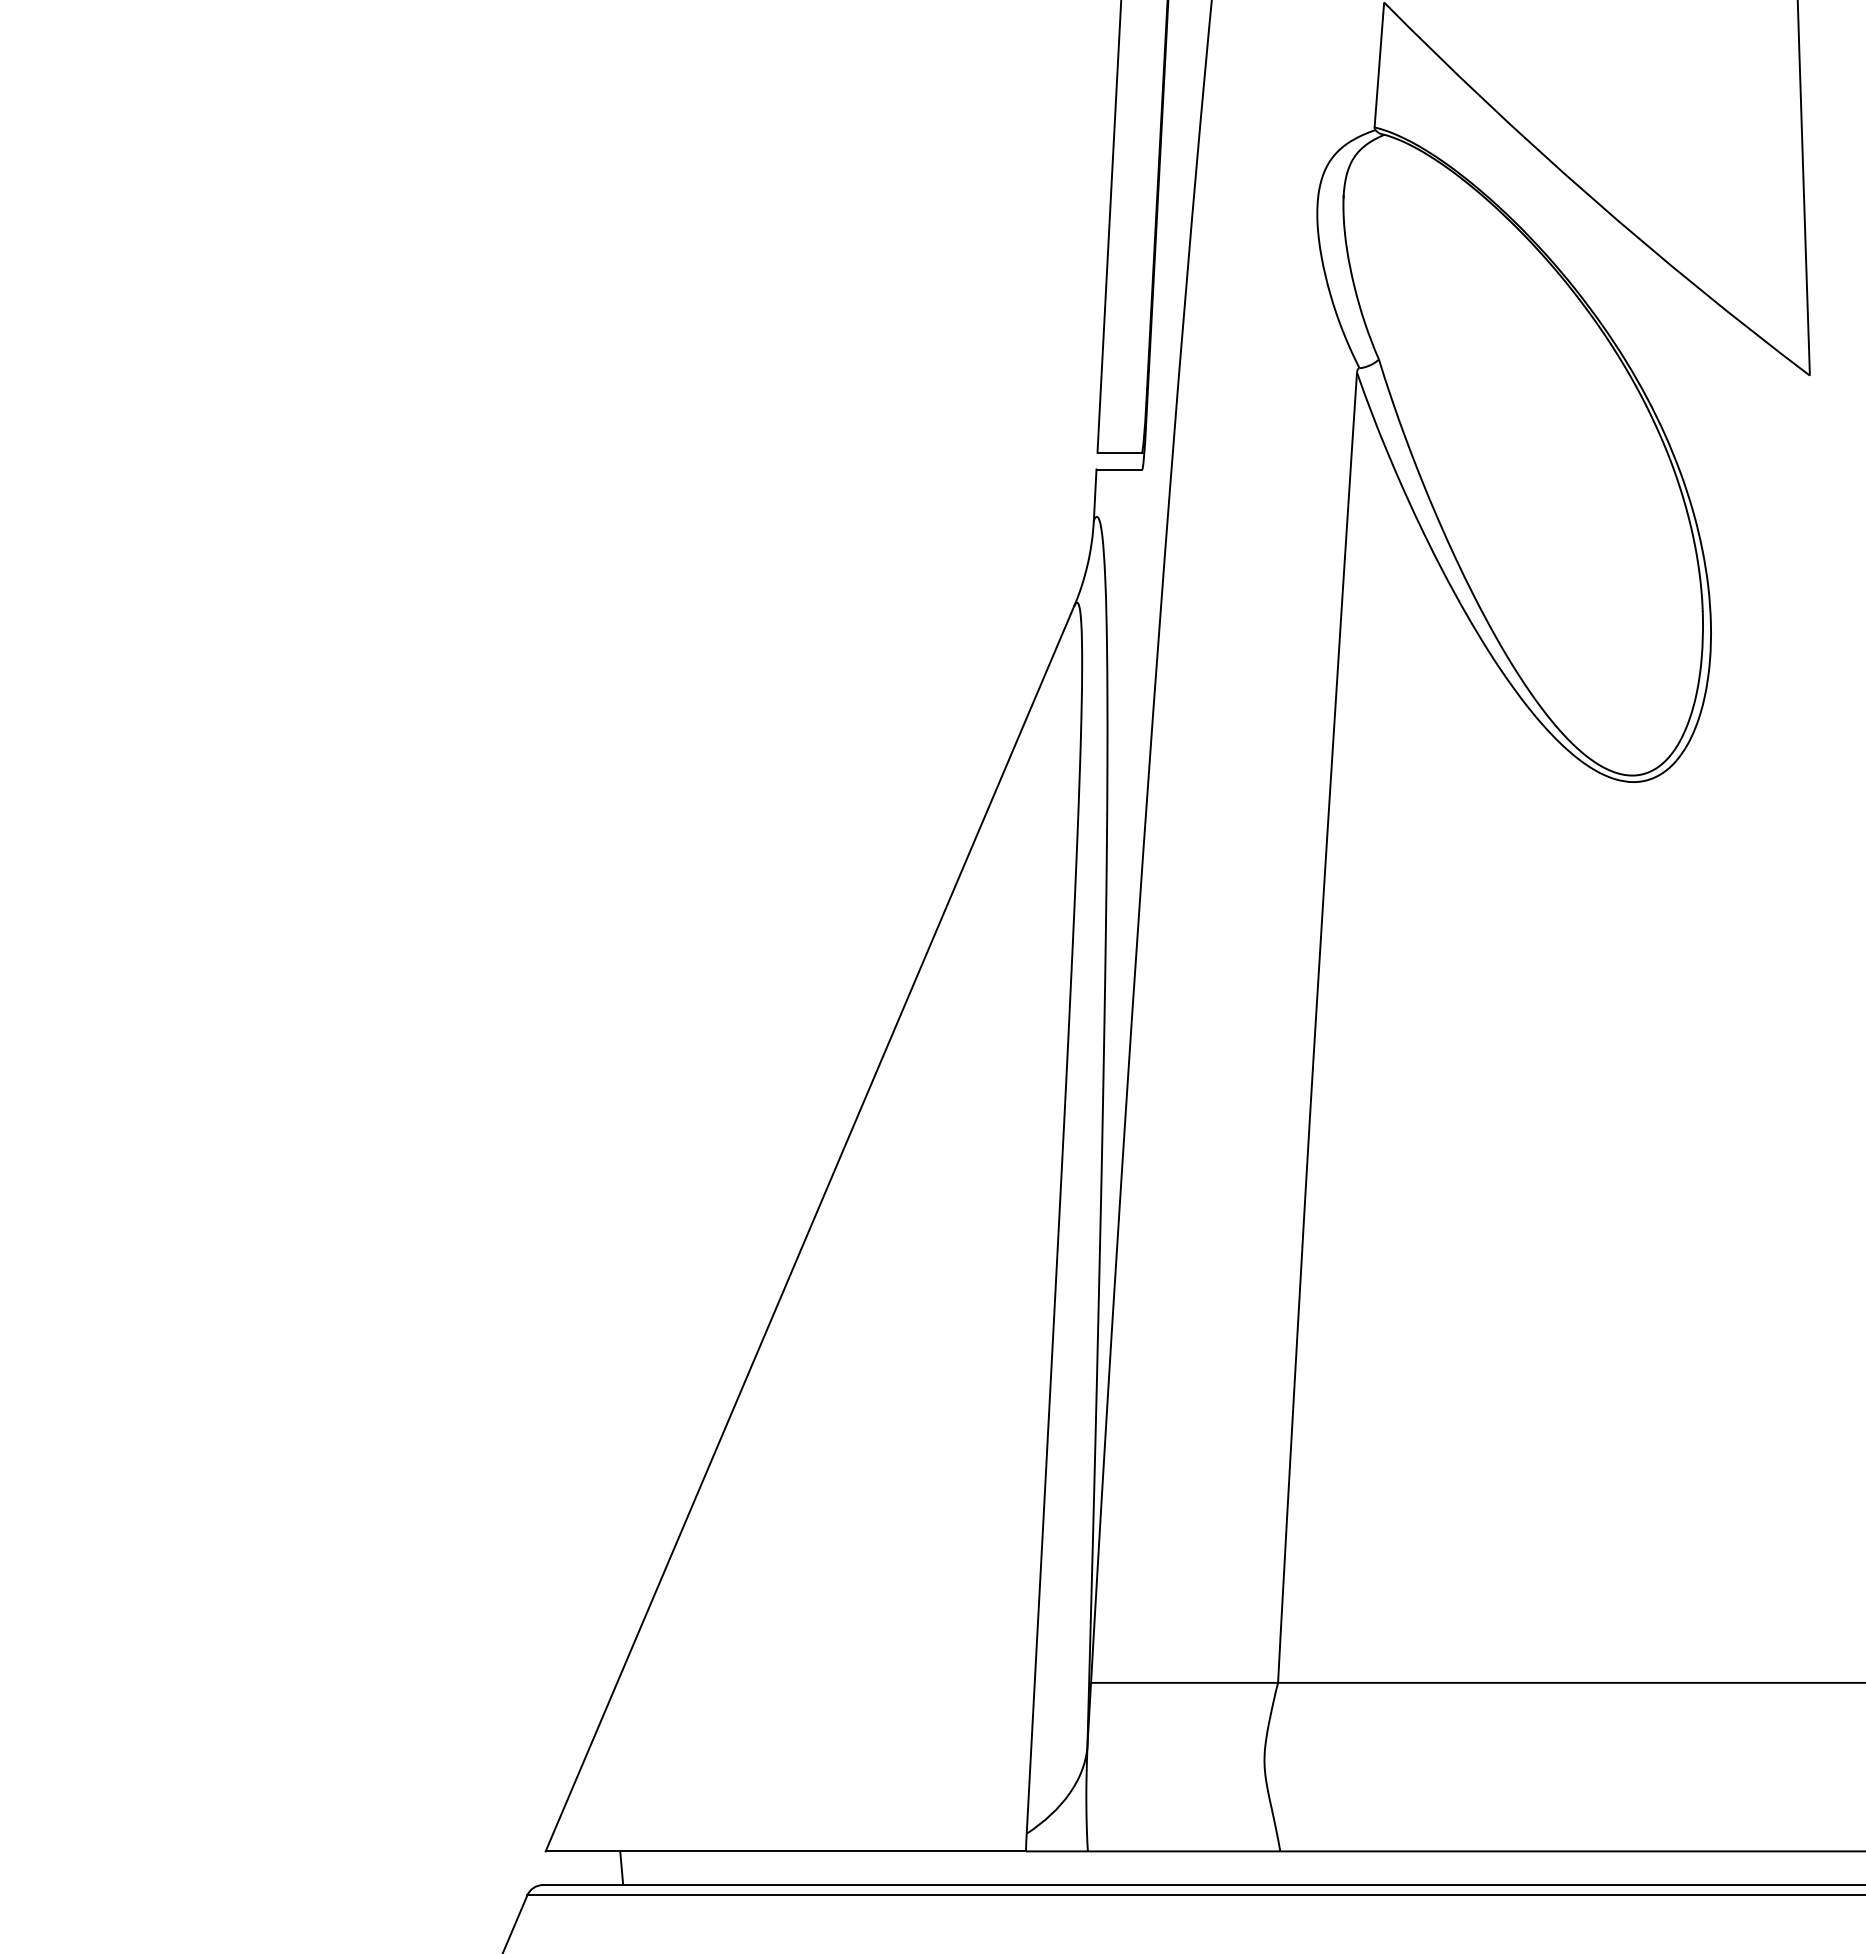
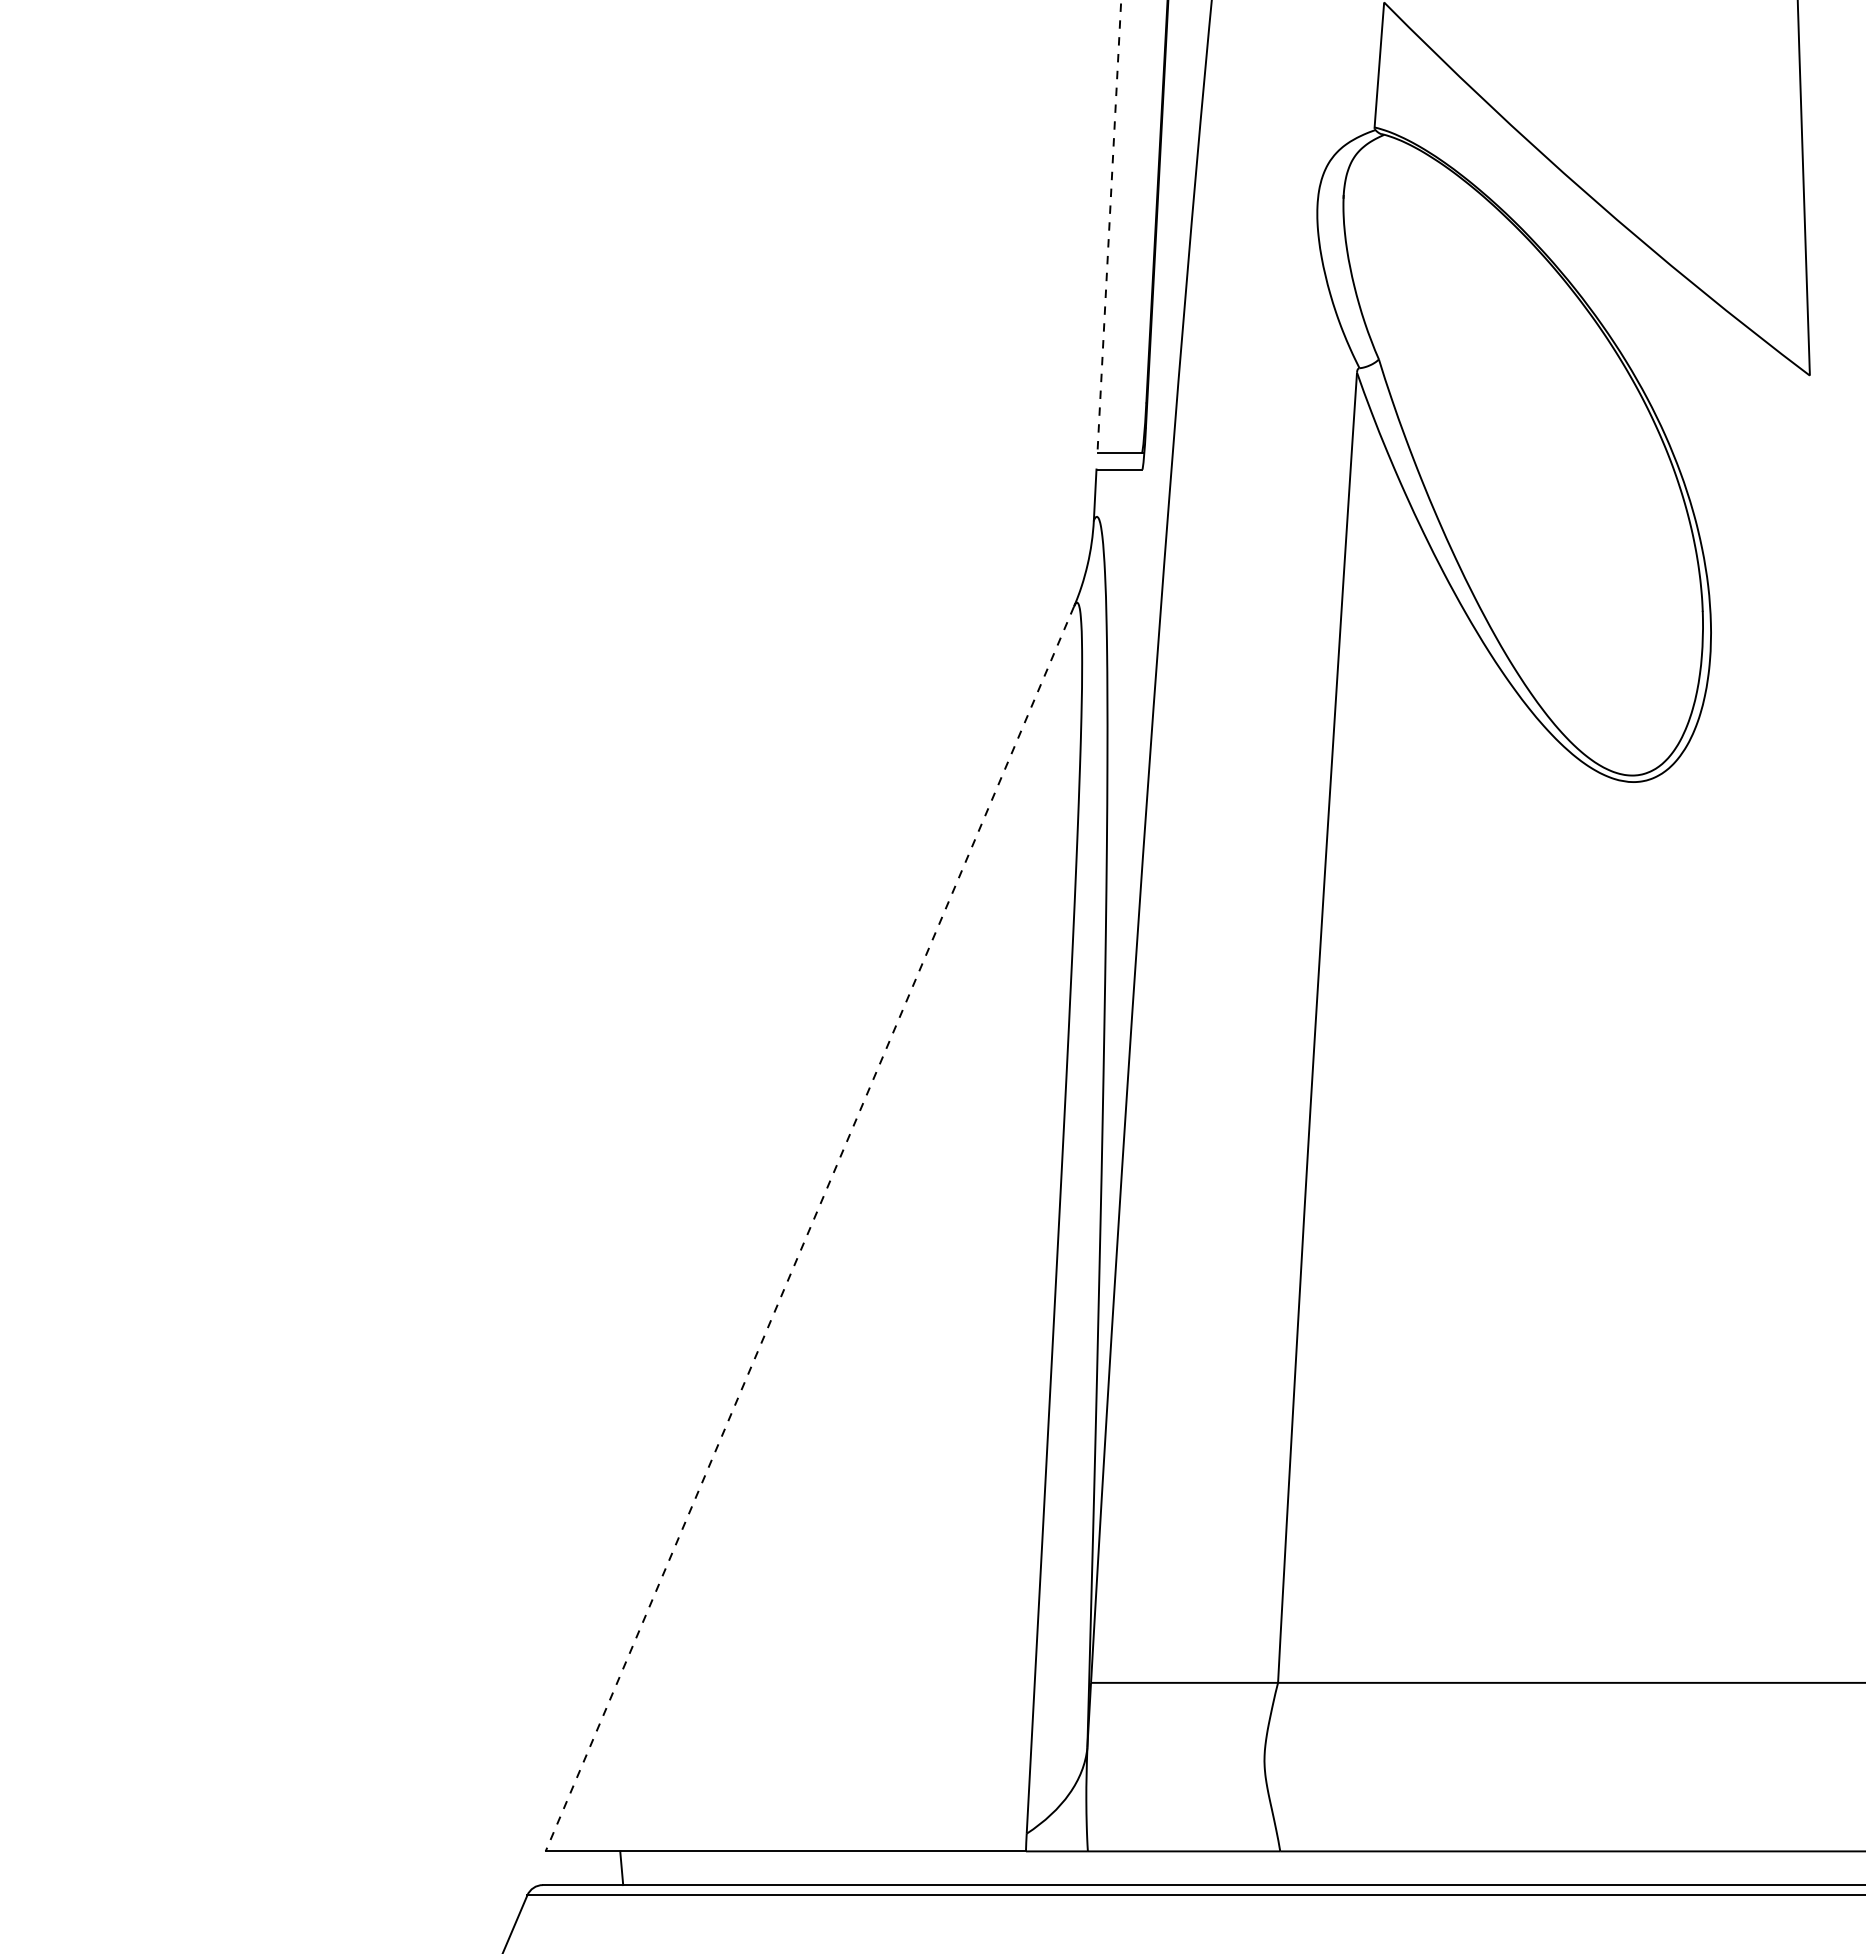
line: solid -> dashed (1109, 227)
line: solid -> dashed (809, 1229)
